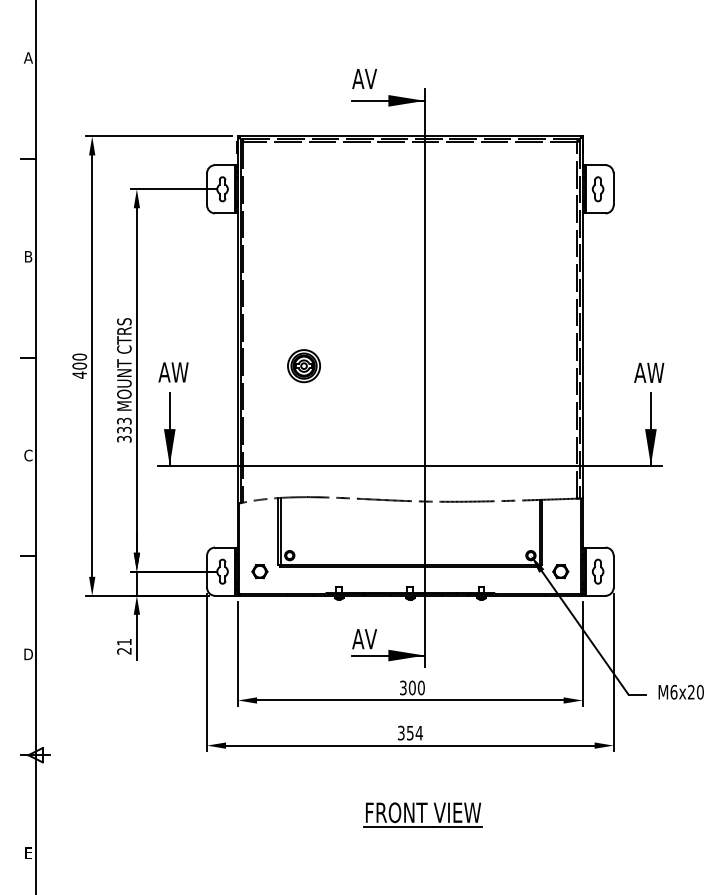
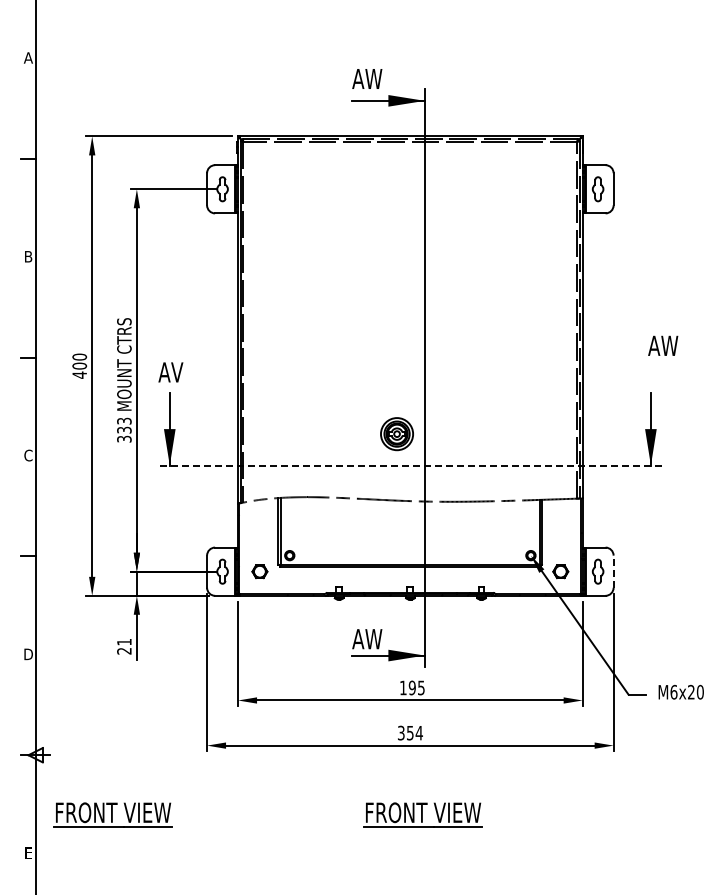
text: AV -> AW (373, 78)
part position: (303, 366) -> (396, 434) (396, 434)
text: AW -> AV (179, 372)
text position: (649, 372) -> (663, 345) (663, 345)
line: solid -> dashed (409, 465)
line: solid -> dashed (613, 571)
text: AV -> AW (373, 639)
text: 300 -> 195 (412, 687)
part: none -> present (112, 814)
